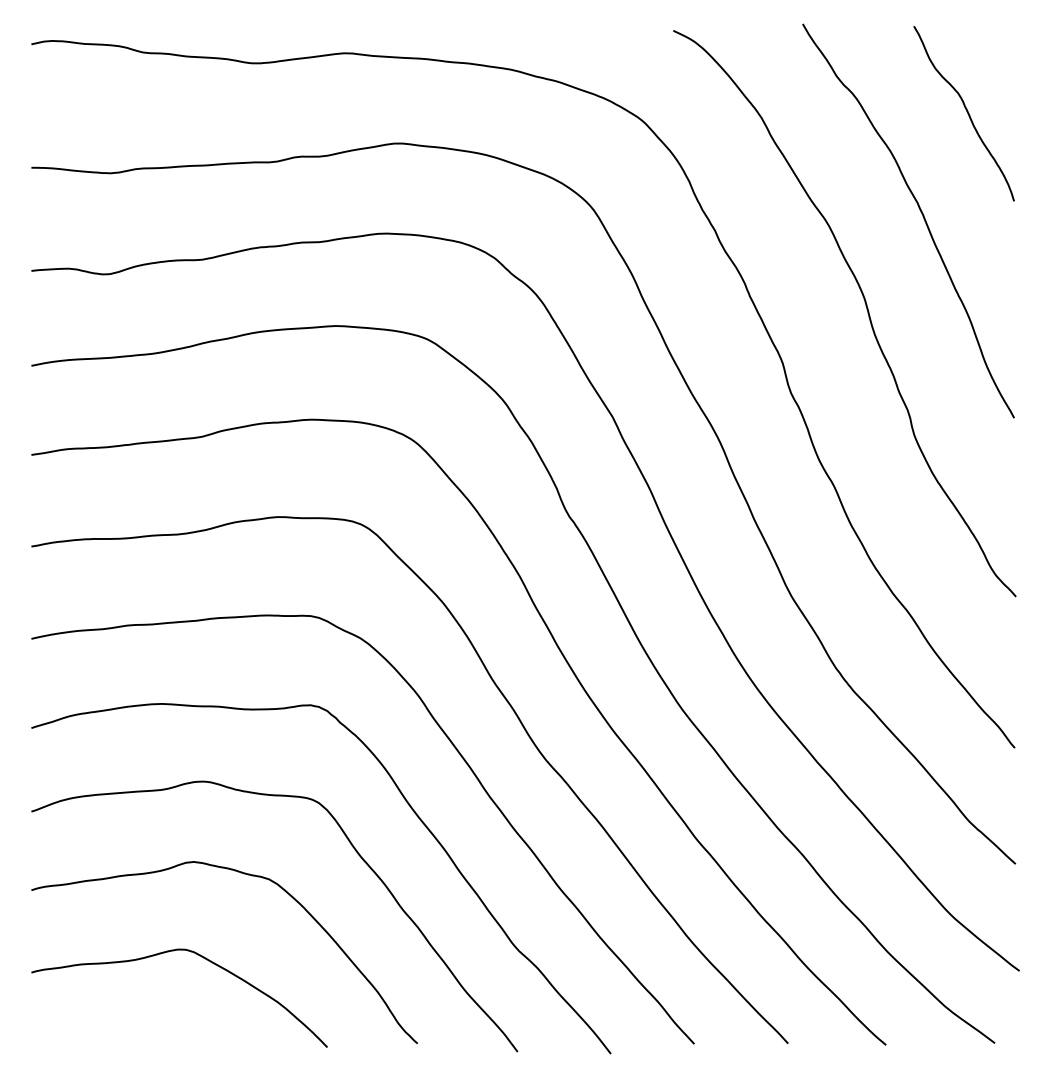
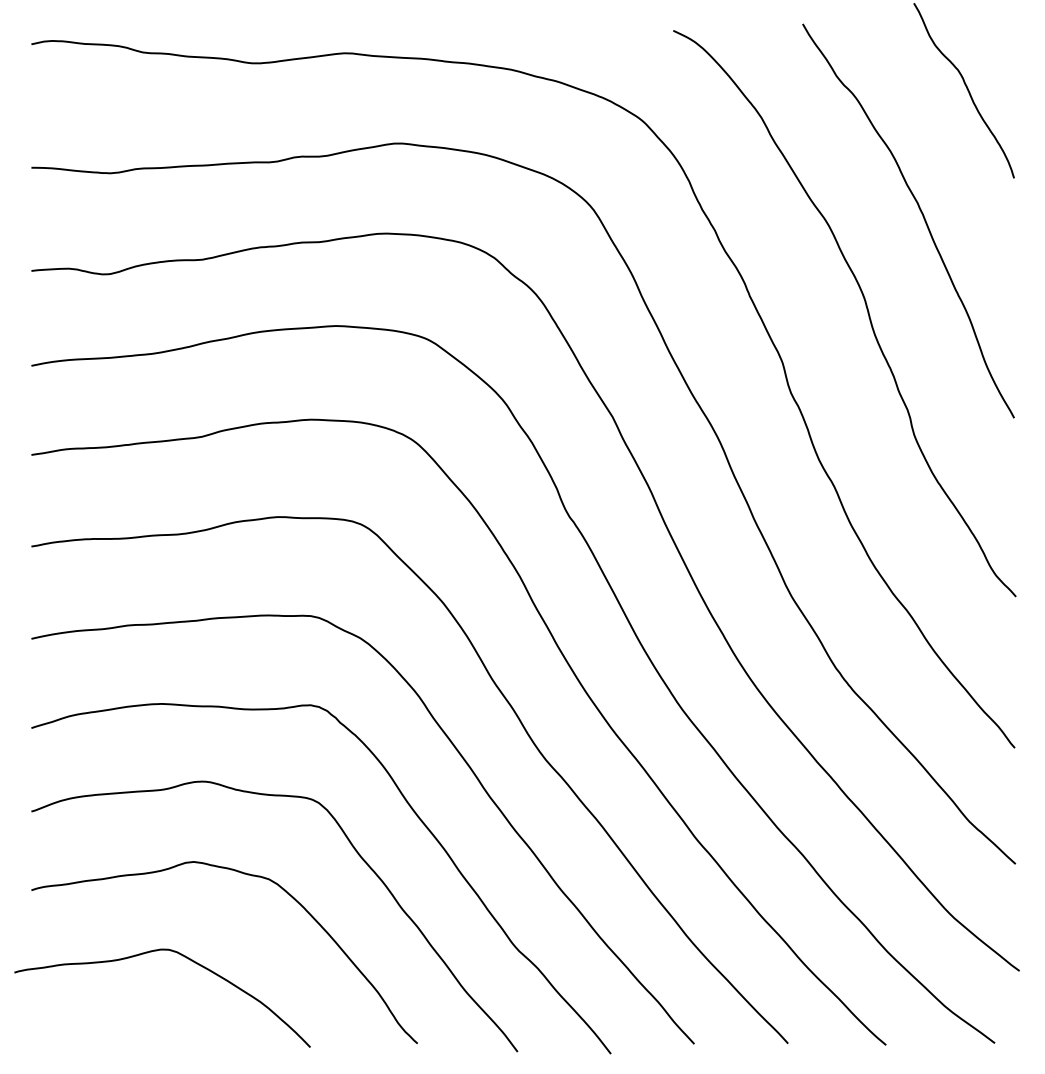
curve position: (966, 112) -> (966, 89) (966, 89)
curve position: (199, 956) -> (182, 956) (182, 956)
